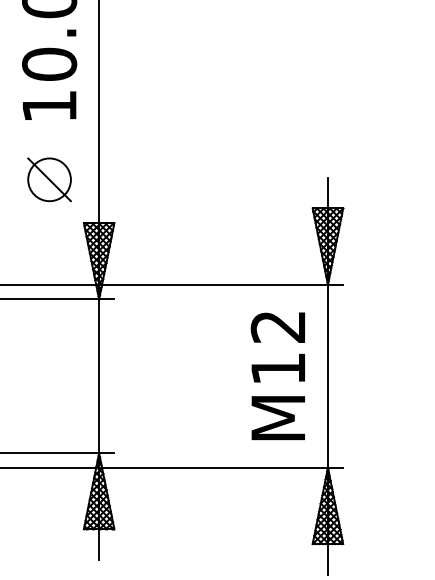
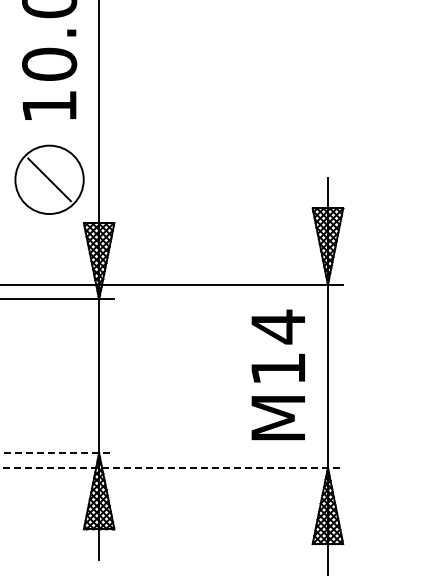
circle diameter: 43 px -> 68 px (49, 179)
text: M12 -> M14 (277, 326)
line: solid -> dashed (57, 453)
line: solid -> dashed (172, 467)
